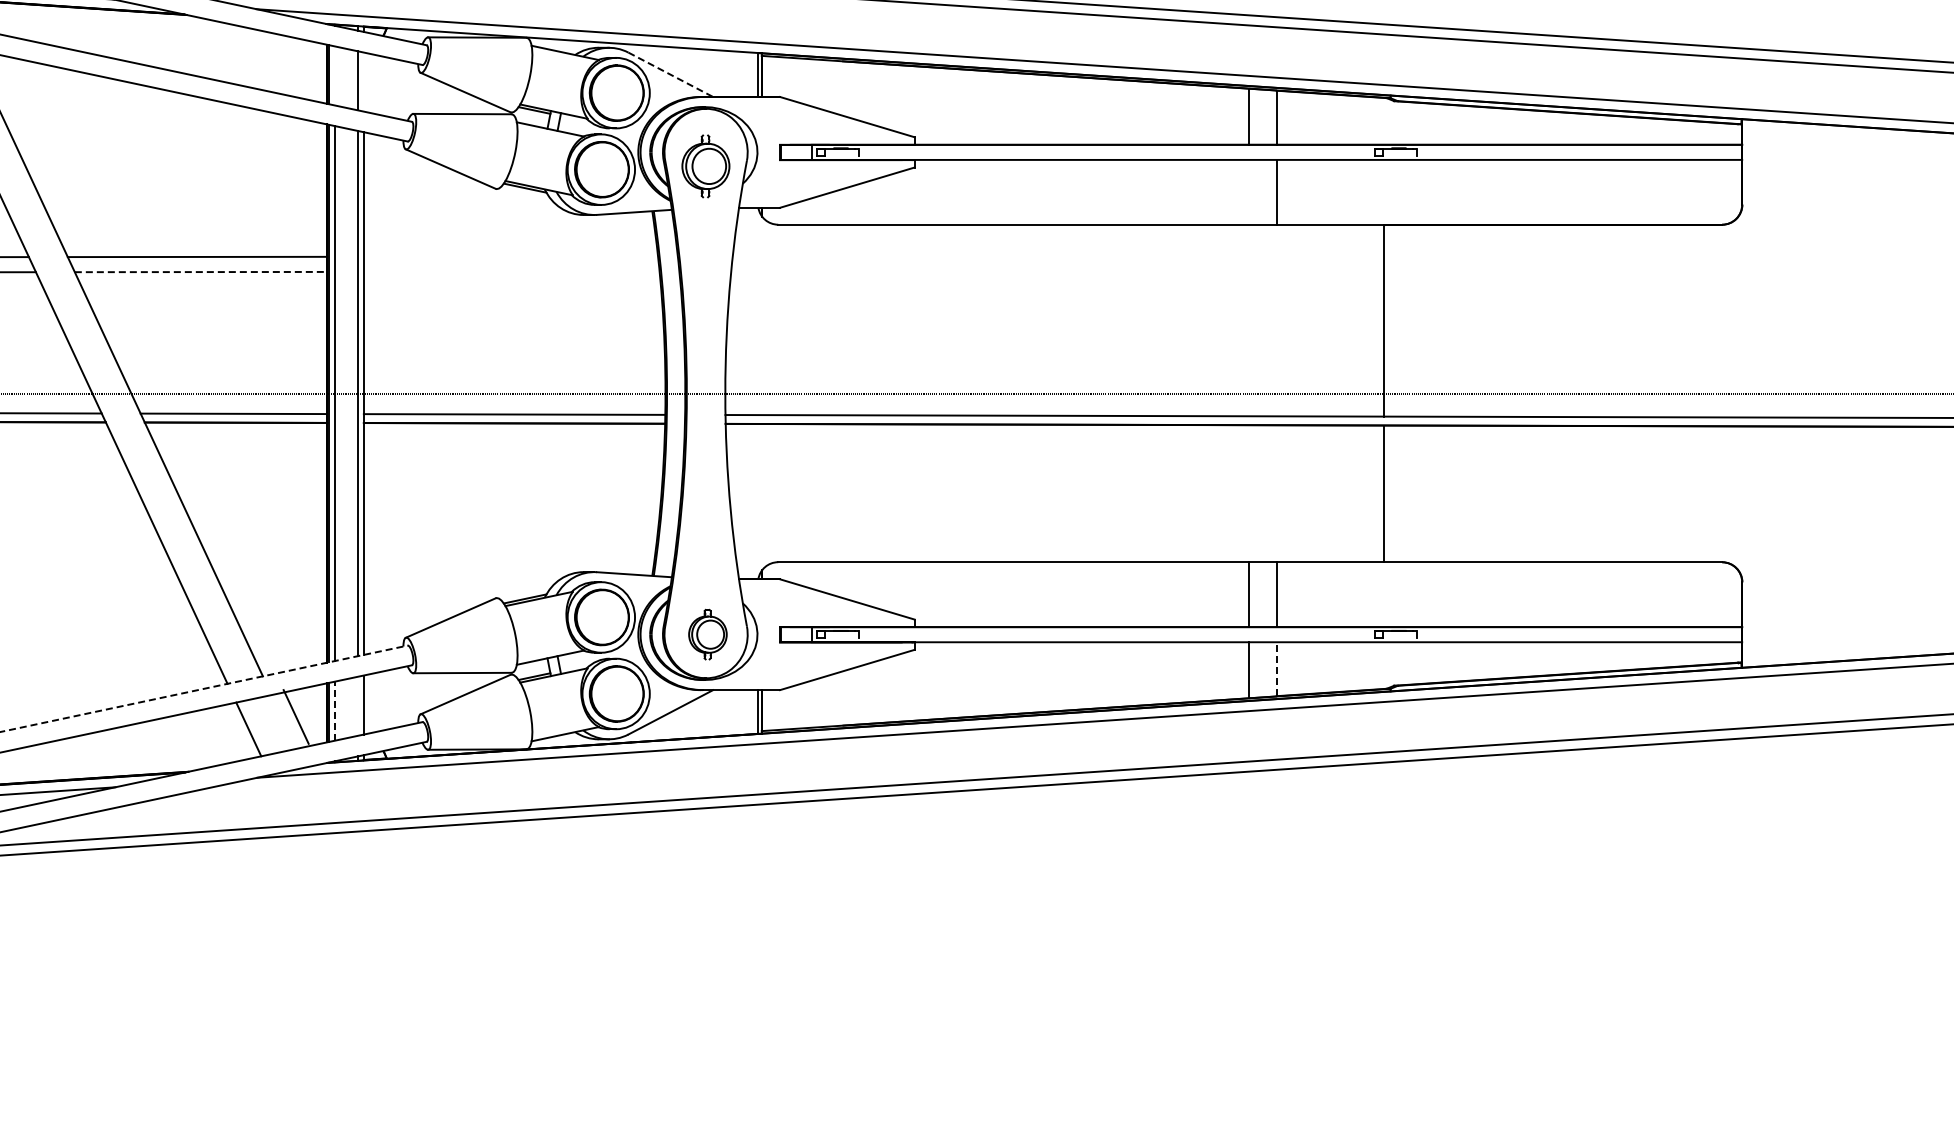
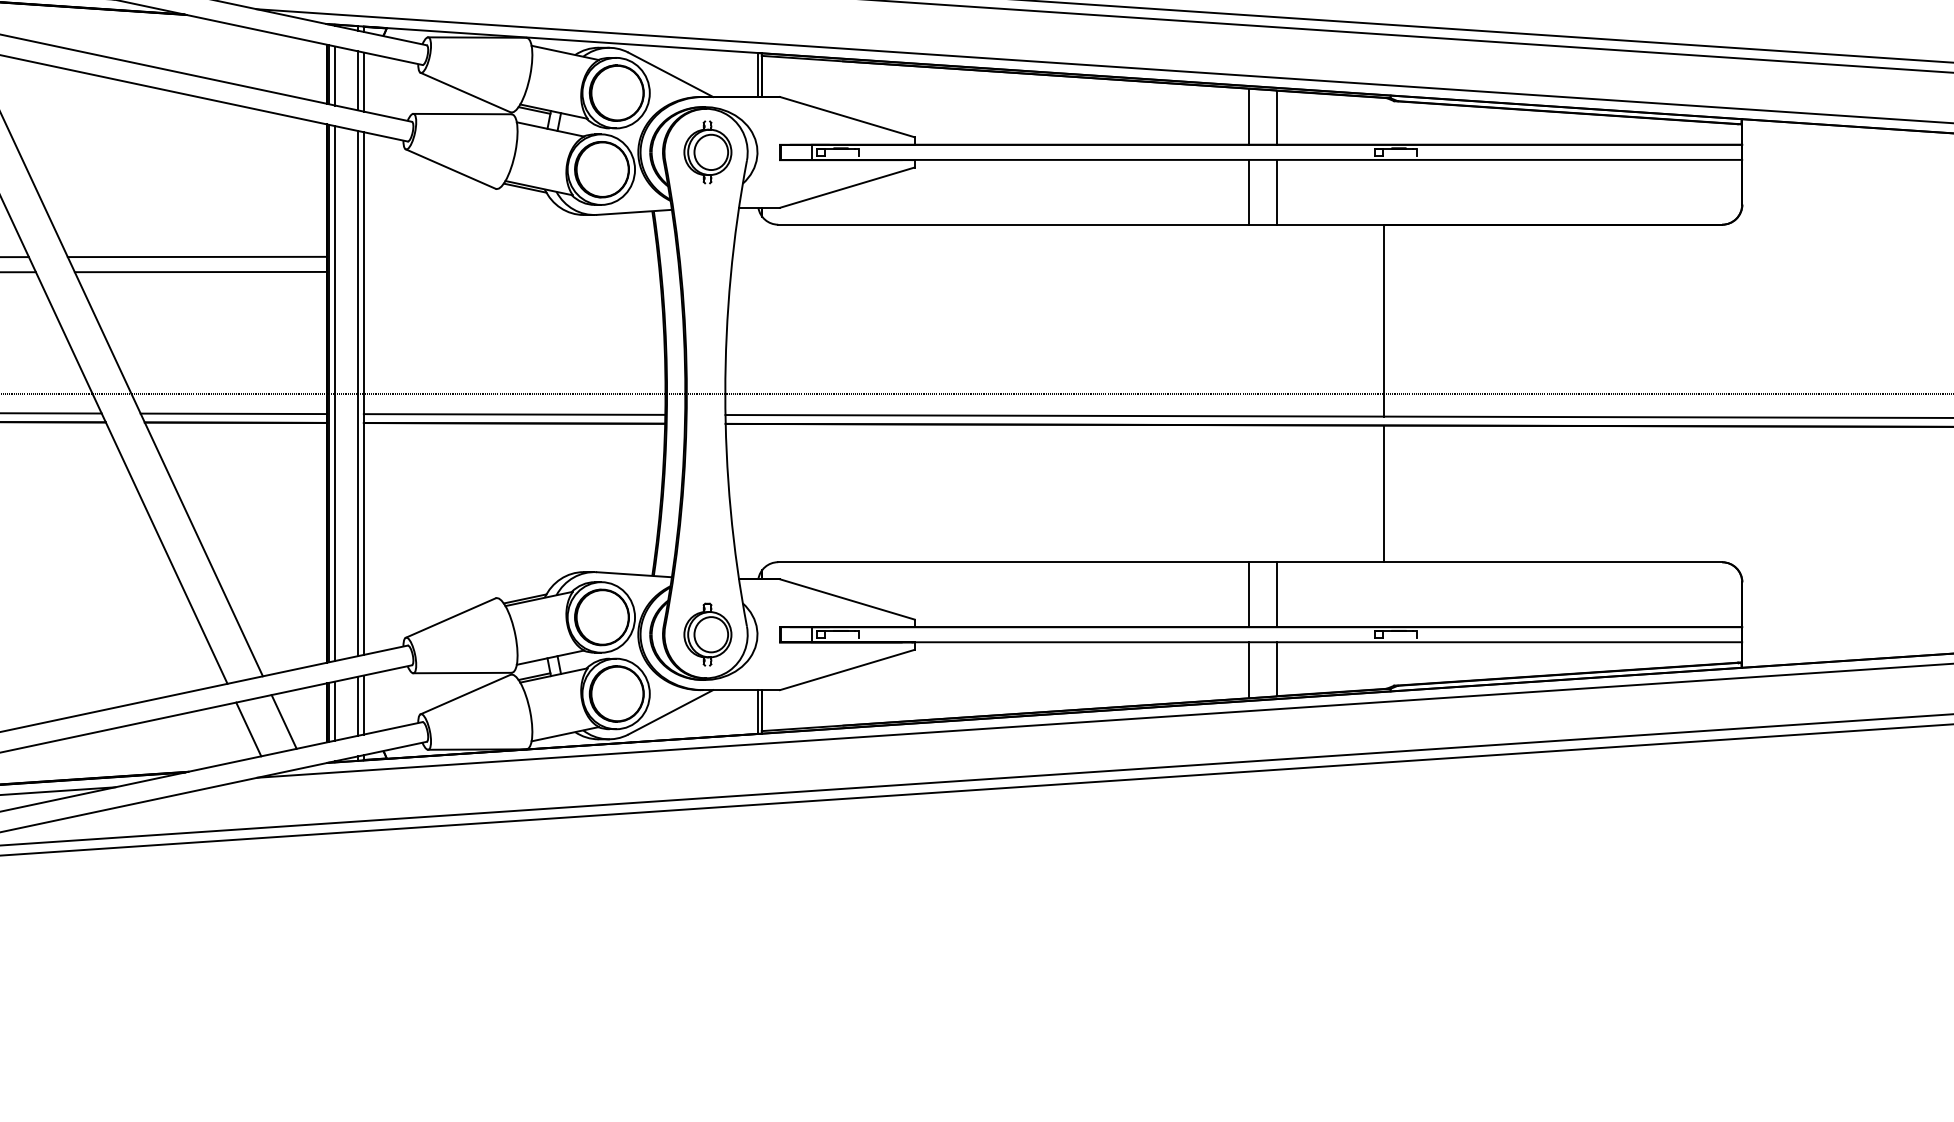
line: dashed -> solid (670, 74)
line: none -> present (335, 75)
line: none -> present (363, 81)
part position: (705, 166) -> (707, 152) (707, 152)
line: none -> present (1249, 191)
line: dashed -> solid (201, 272)
part size: 40x53 px -> 50x65 px (707, 634)
line: dashed -> solid (1276, 668)
line: dashed -> solid (204, 688)
line: none -> present (357, 705)
line: dashed -> solid (335, 711)
line position: (295, 716) -> (283, 721) (283, 721)
